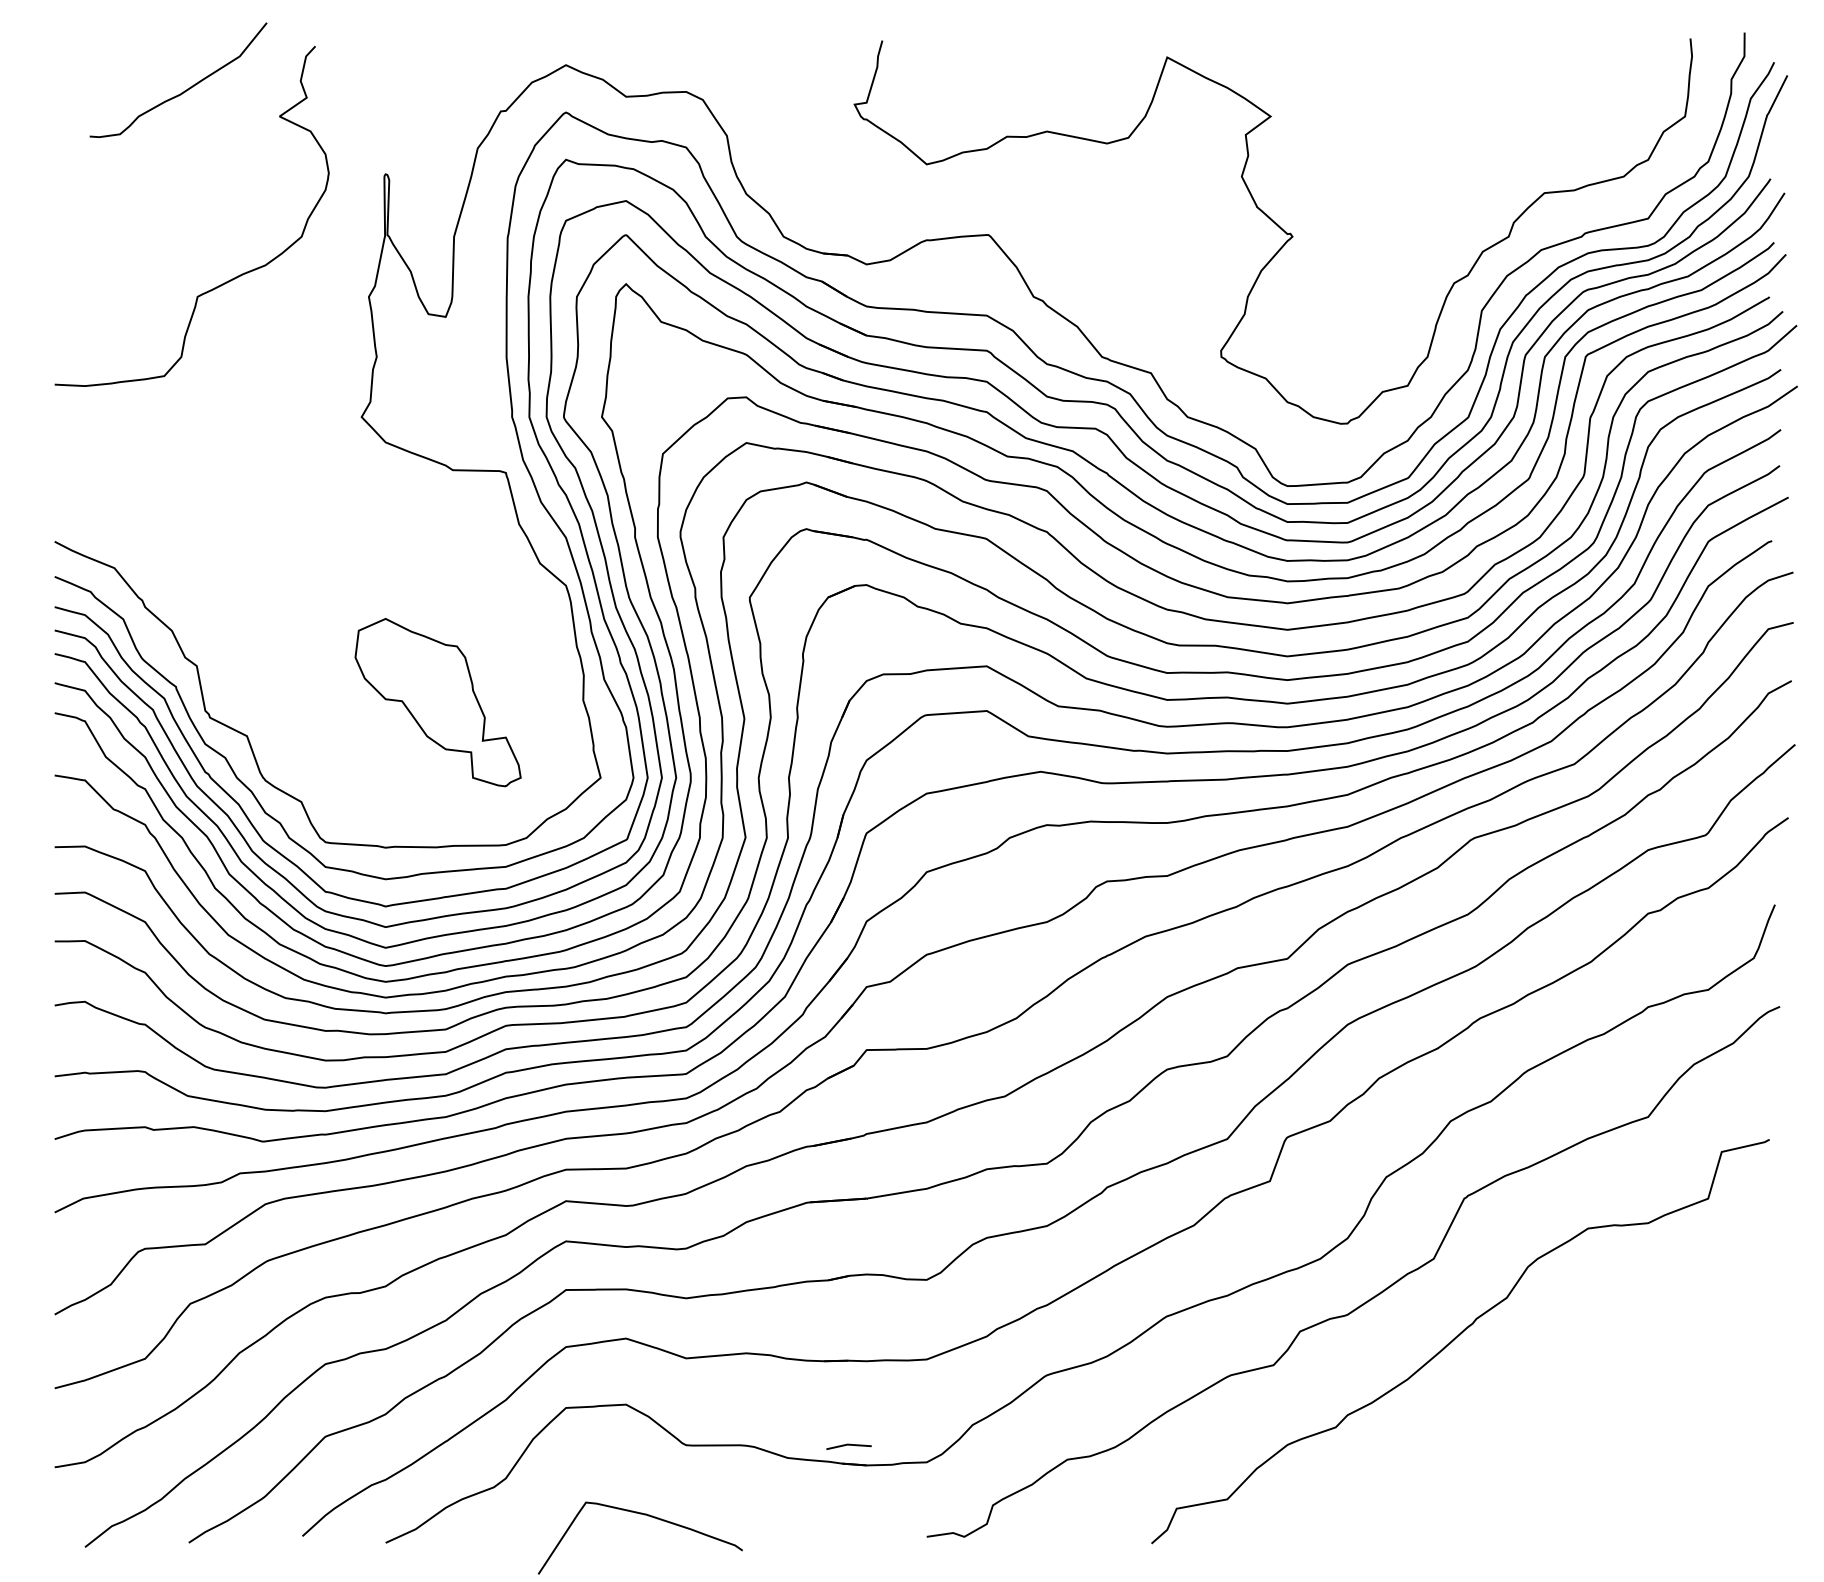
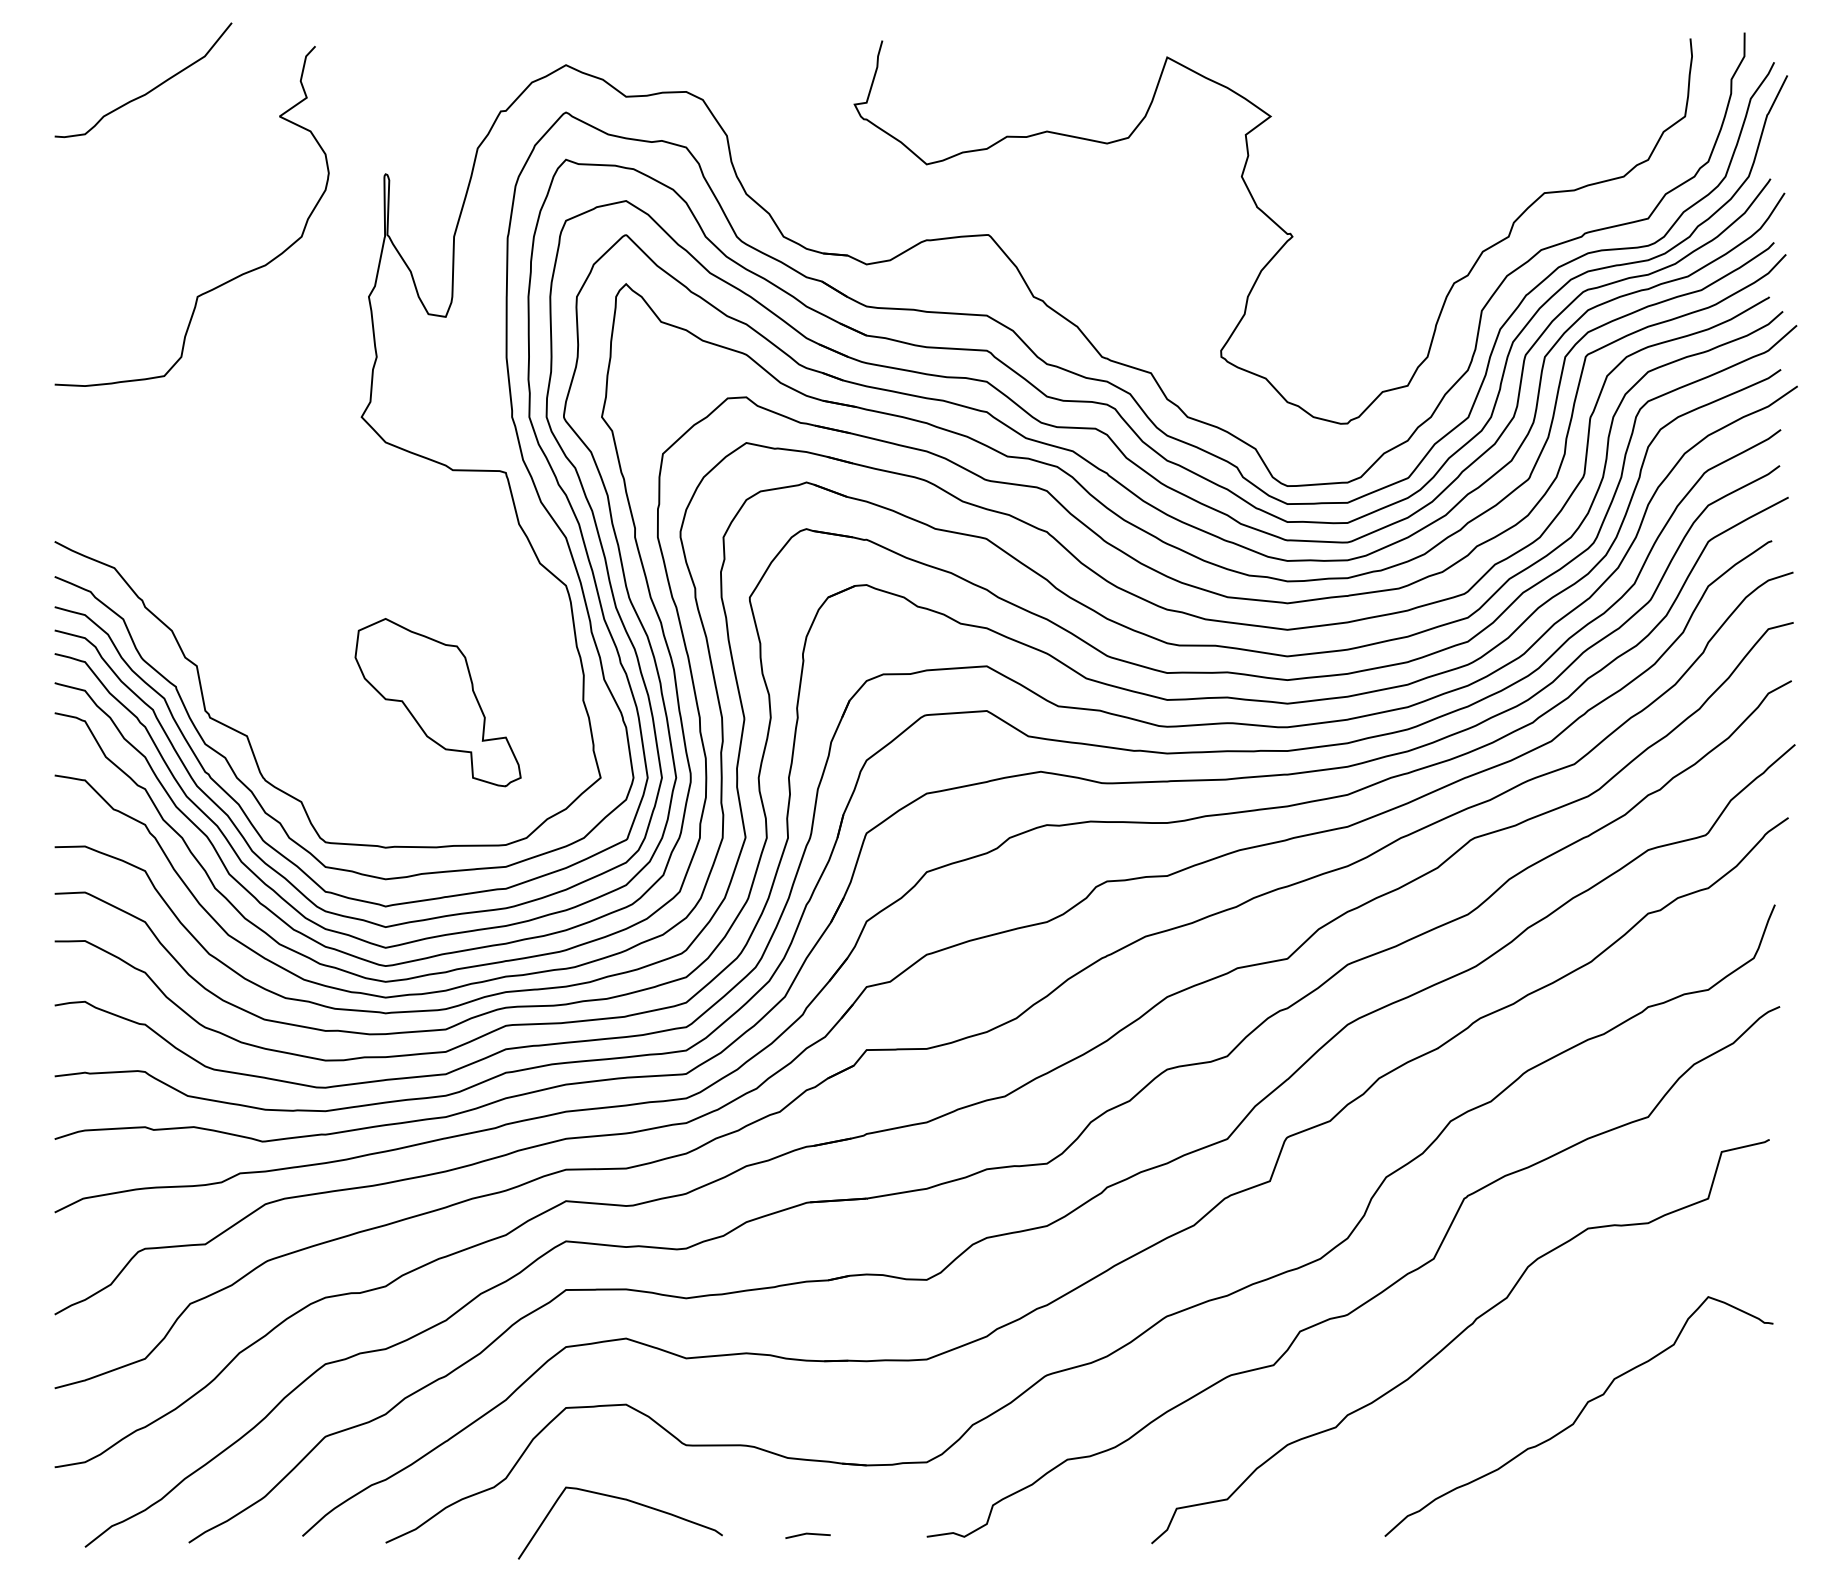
curve position: (184, 90) -> (149, 90) (149, 90)
curve: none -> present (1578, 1416)
line position: (848, 1445) -> (807, 1534) (807, 1534)
curve position: (644, 1515) -> (624, 1500) (624, 1500)
